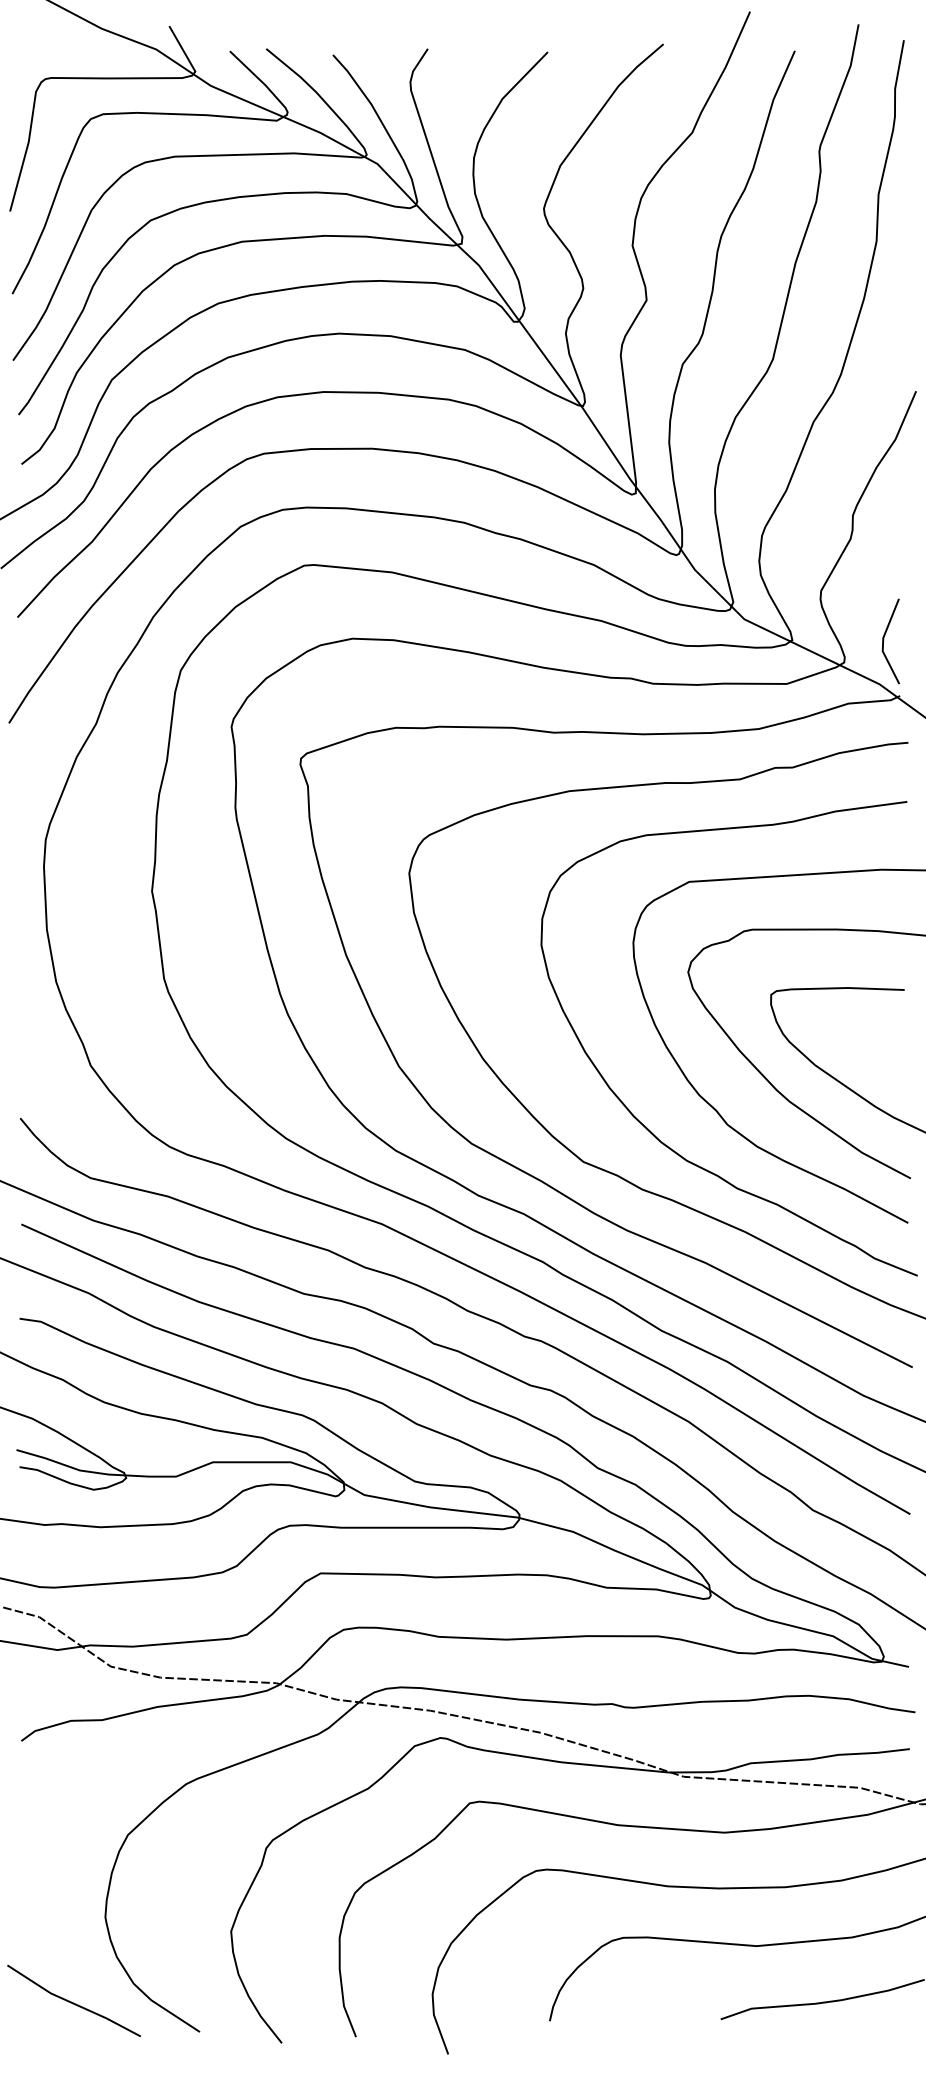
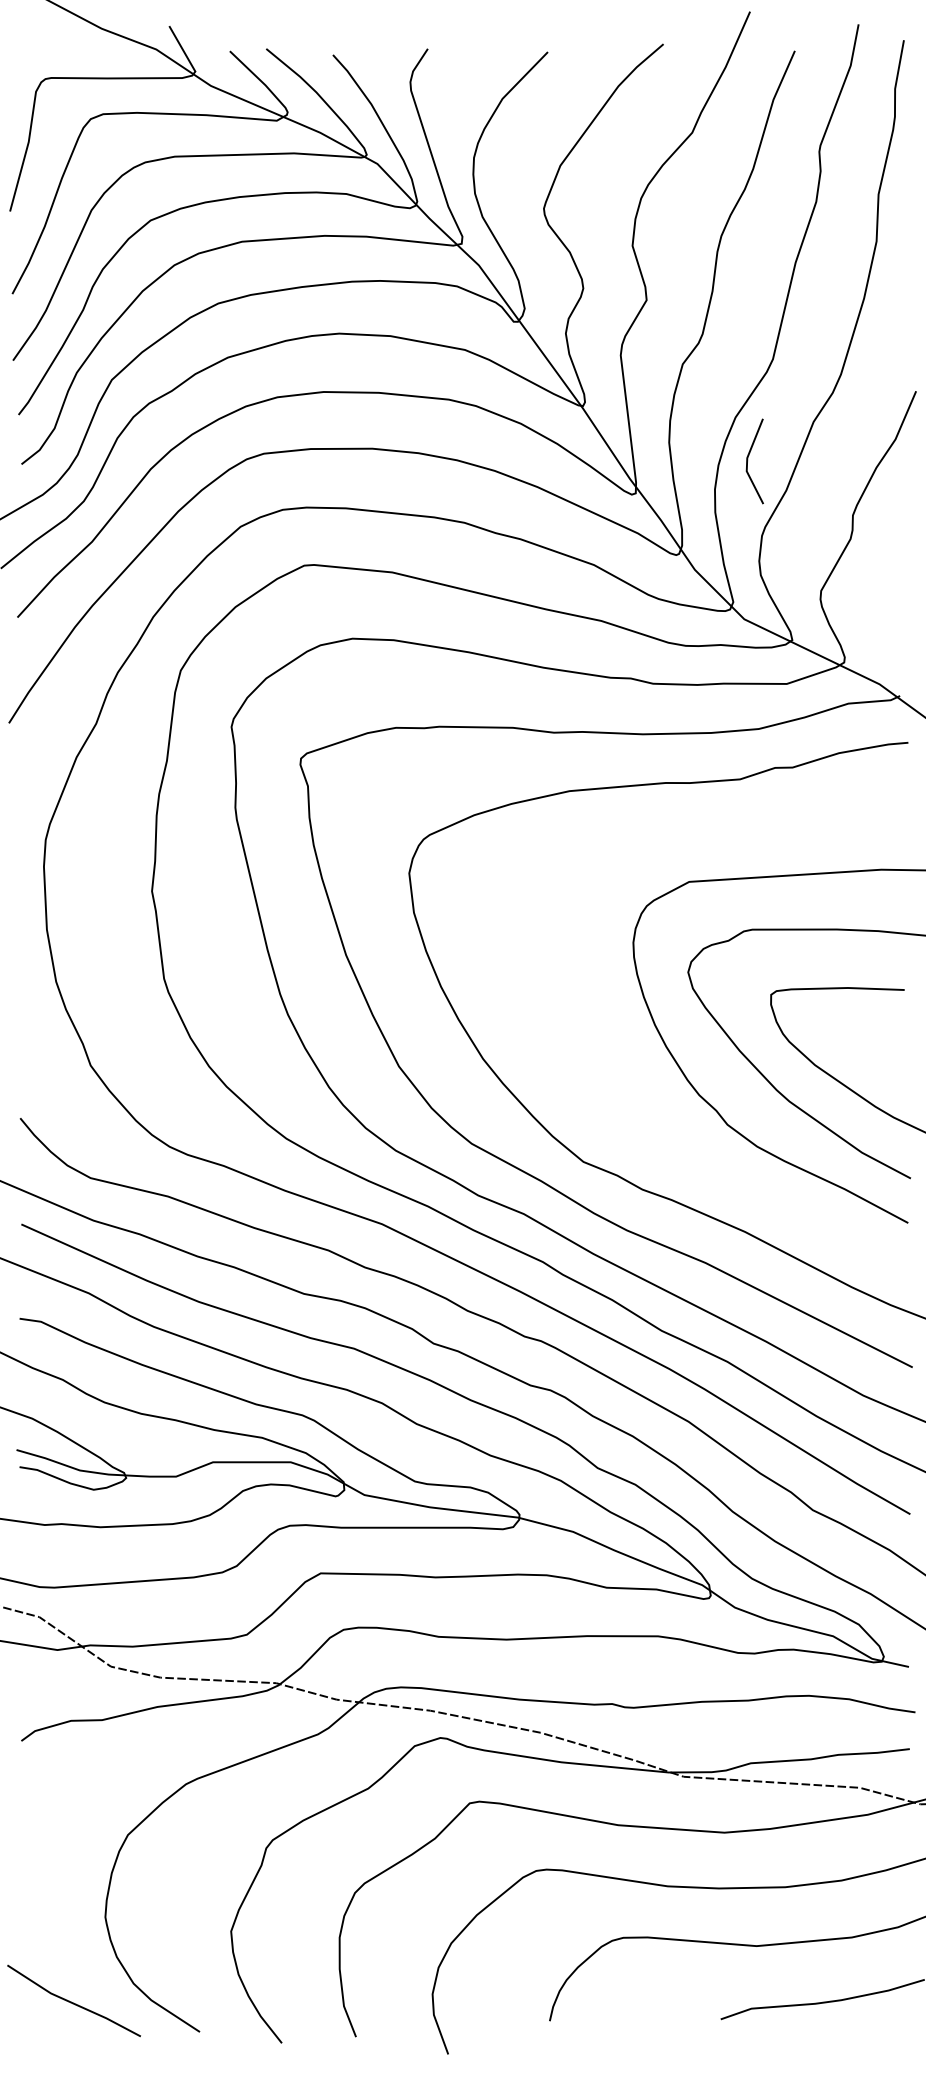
line position: (884, 640) -> (748, 460) (748, 460)
curve: present -> none (647, 1127)
